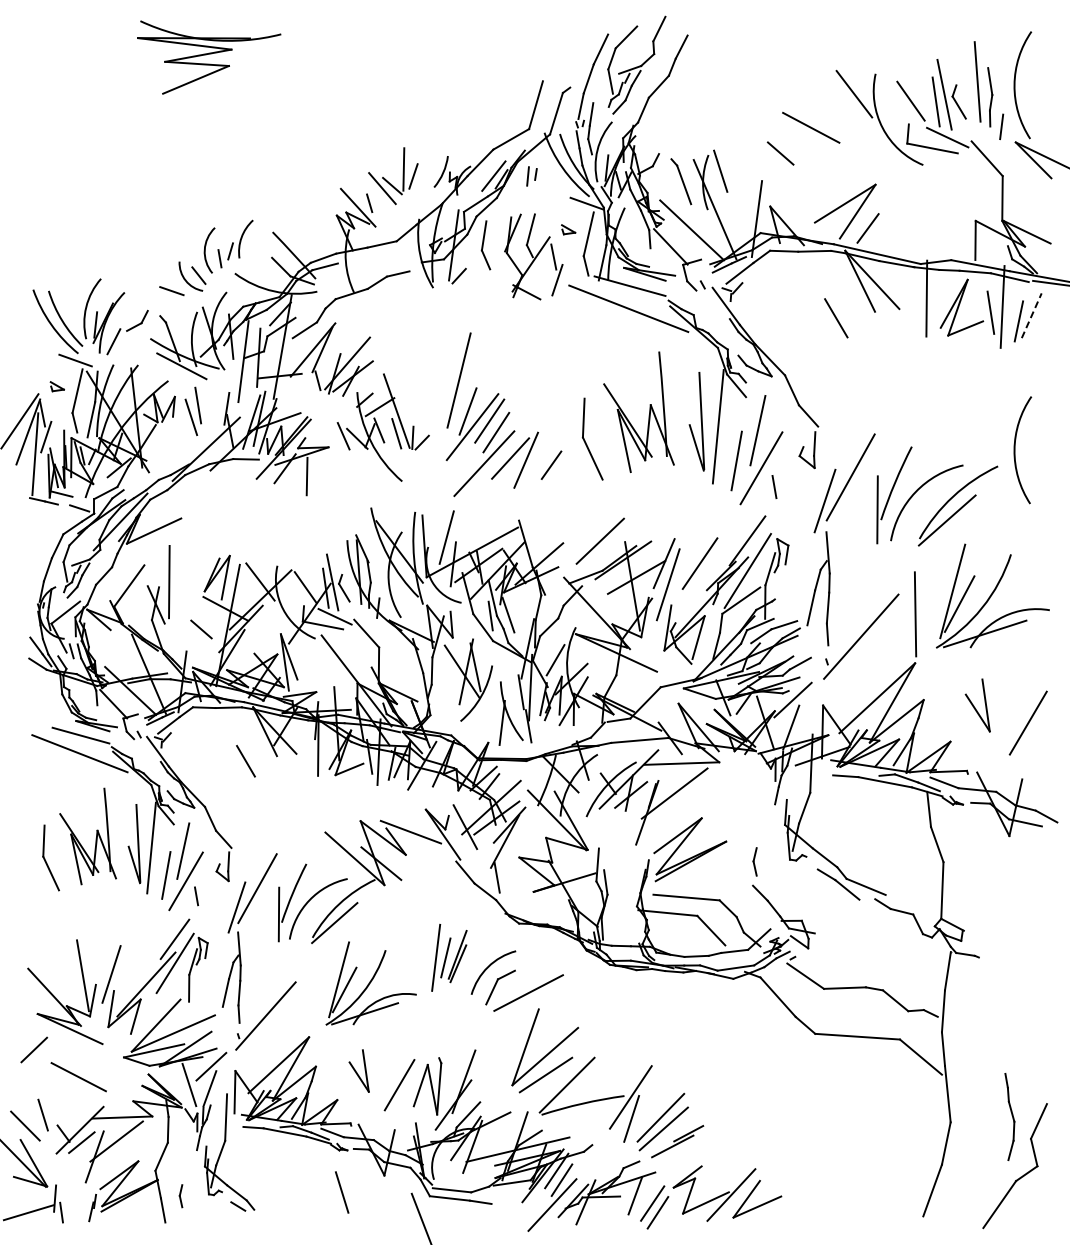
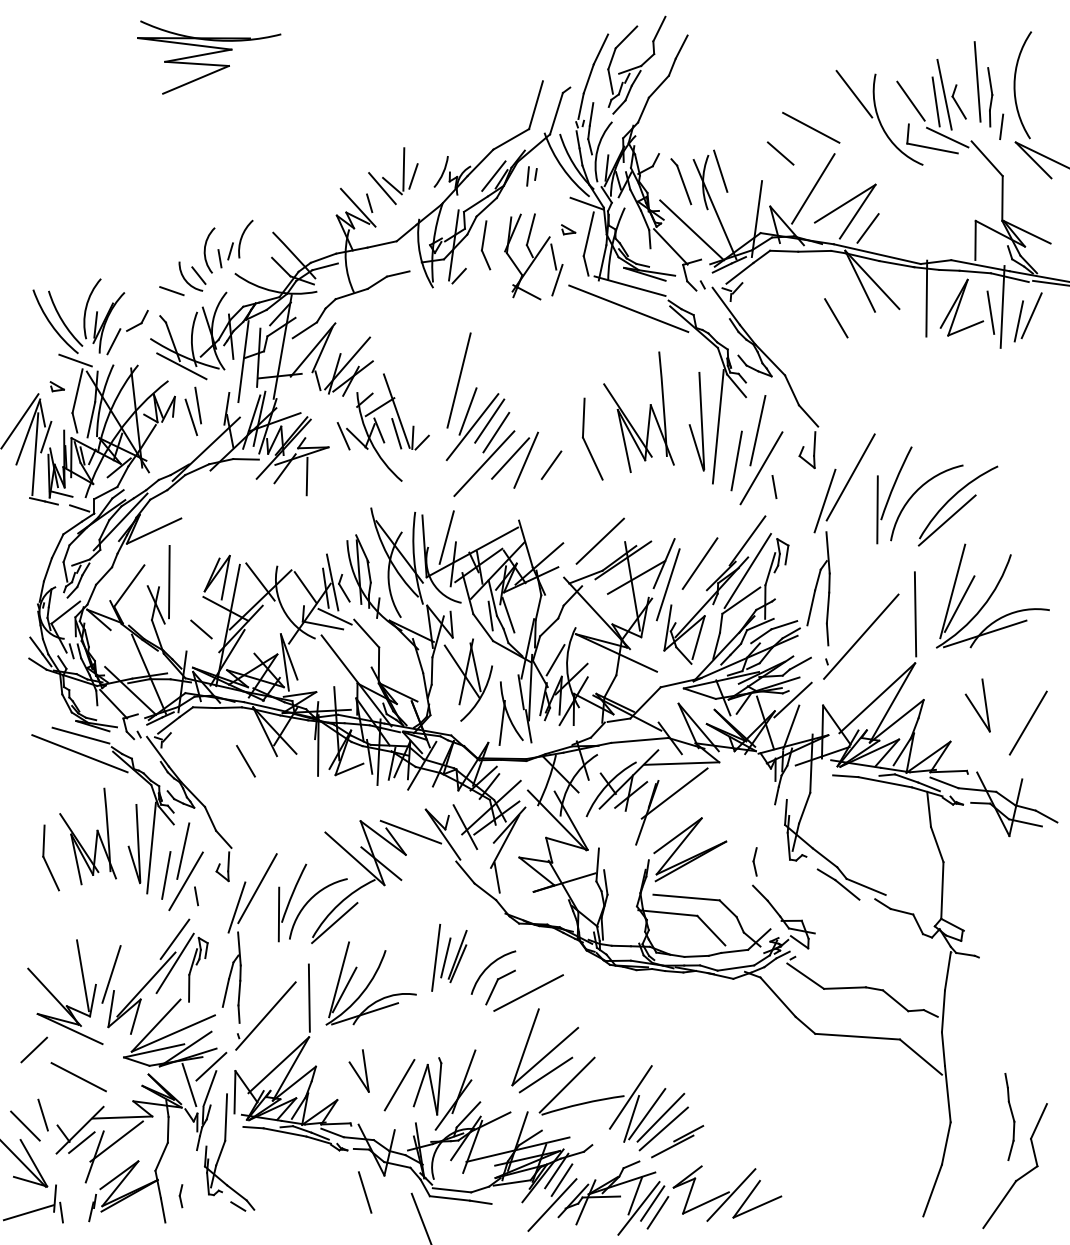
line: none -> present (813, 188)
line: dashed -> solid (1031, 315)
curve: present -> none (1015, 450)
line: none -> present (308, 997)
line: none -> present (647, 1114)
line position: (342, 1192) -> (365, 1192) (365, 1192)
line: none -> present (638, 1208)
